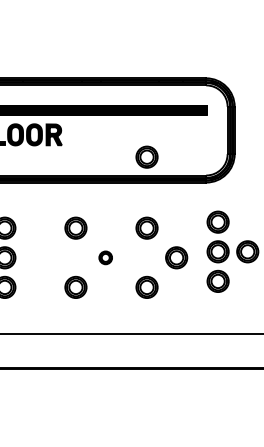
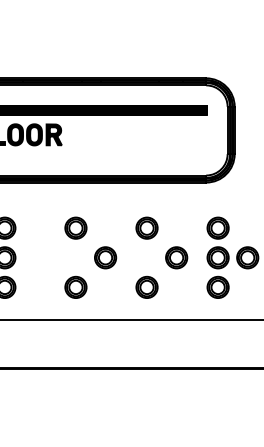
part: present -> none (146, 156)
part position: (232, 251) -> (232, 257) (232, 257)
part size: 15x16 px -> 24x24 px (105, 257)
line position: (131, 334) -> (131, 320) (131, 320)
